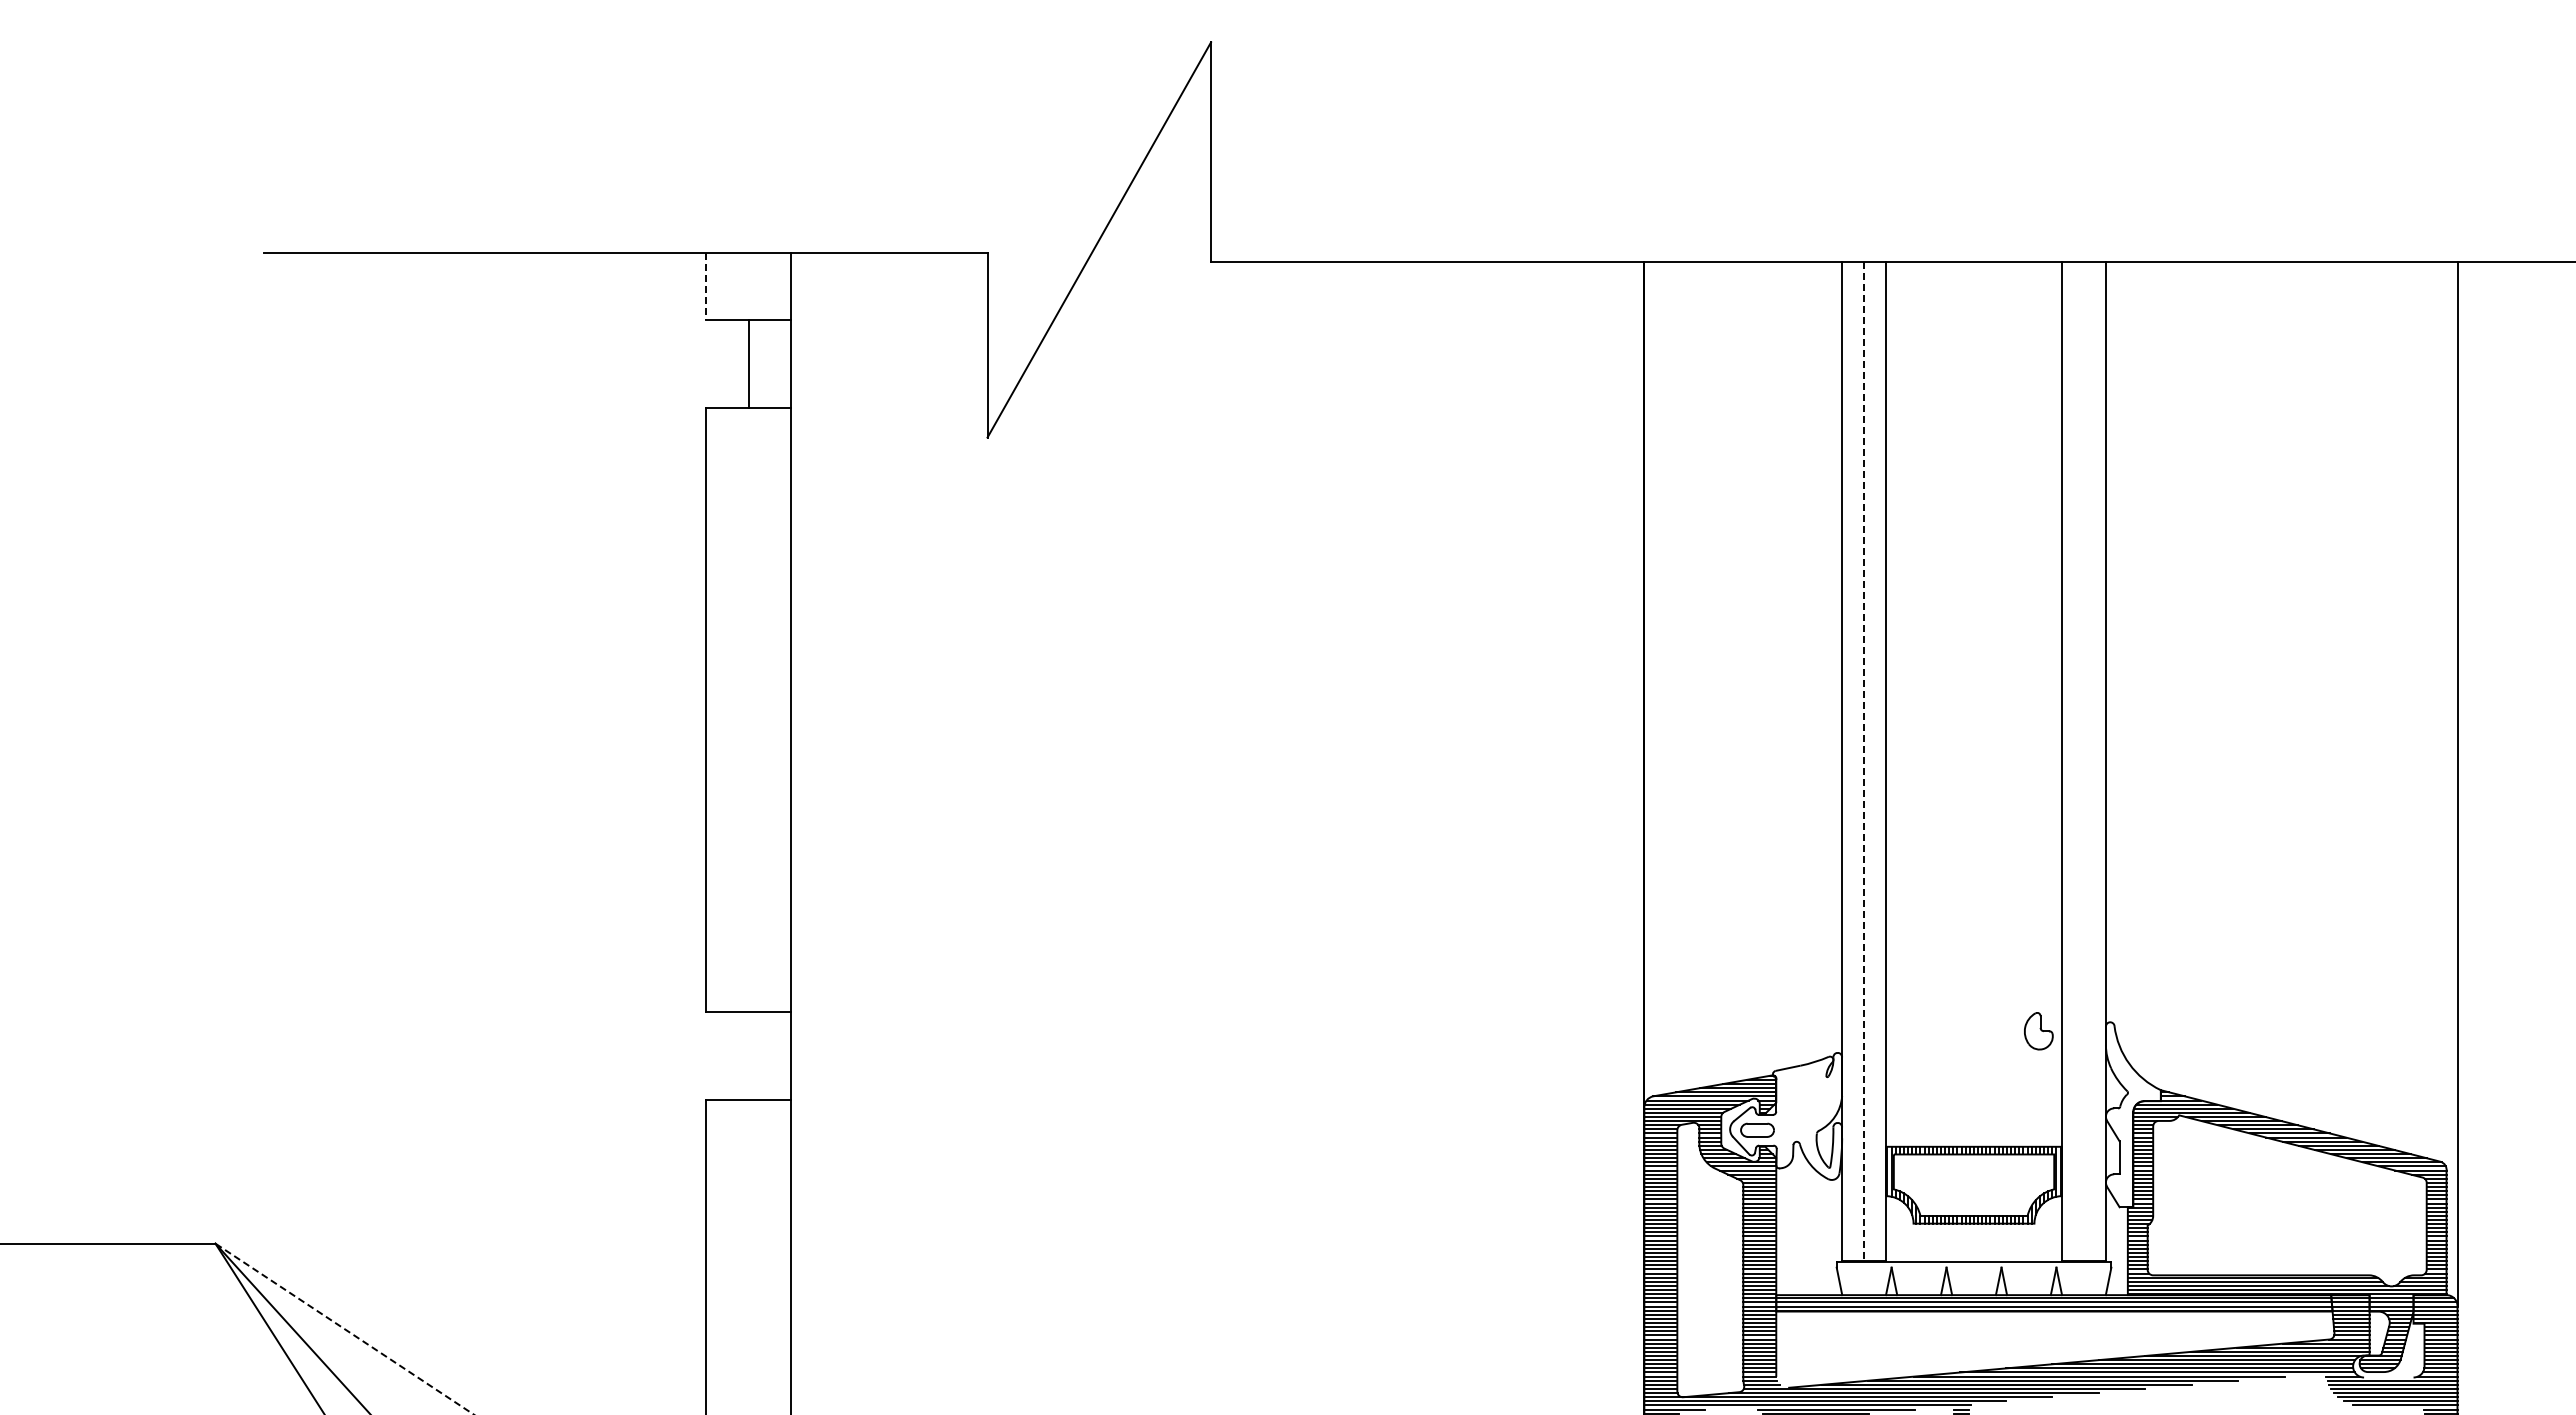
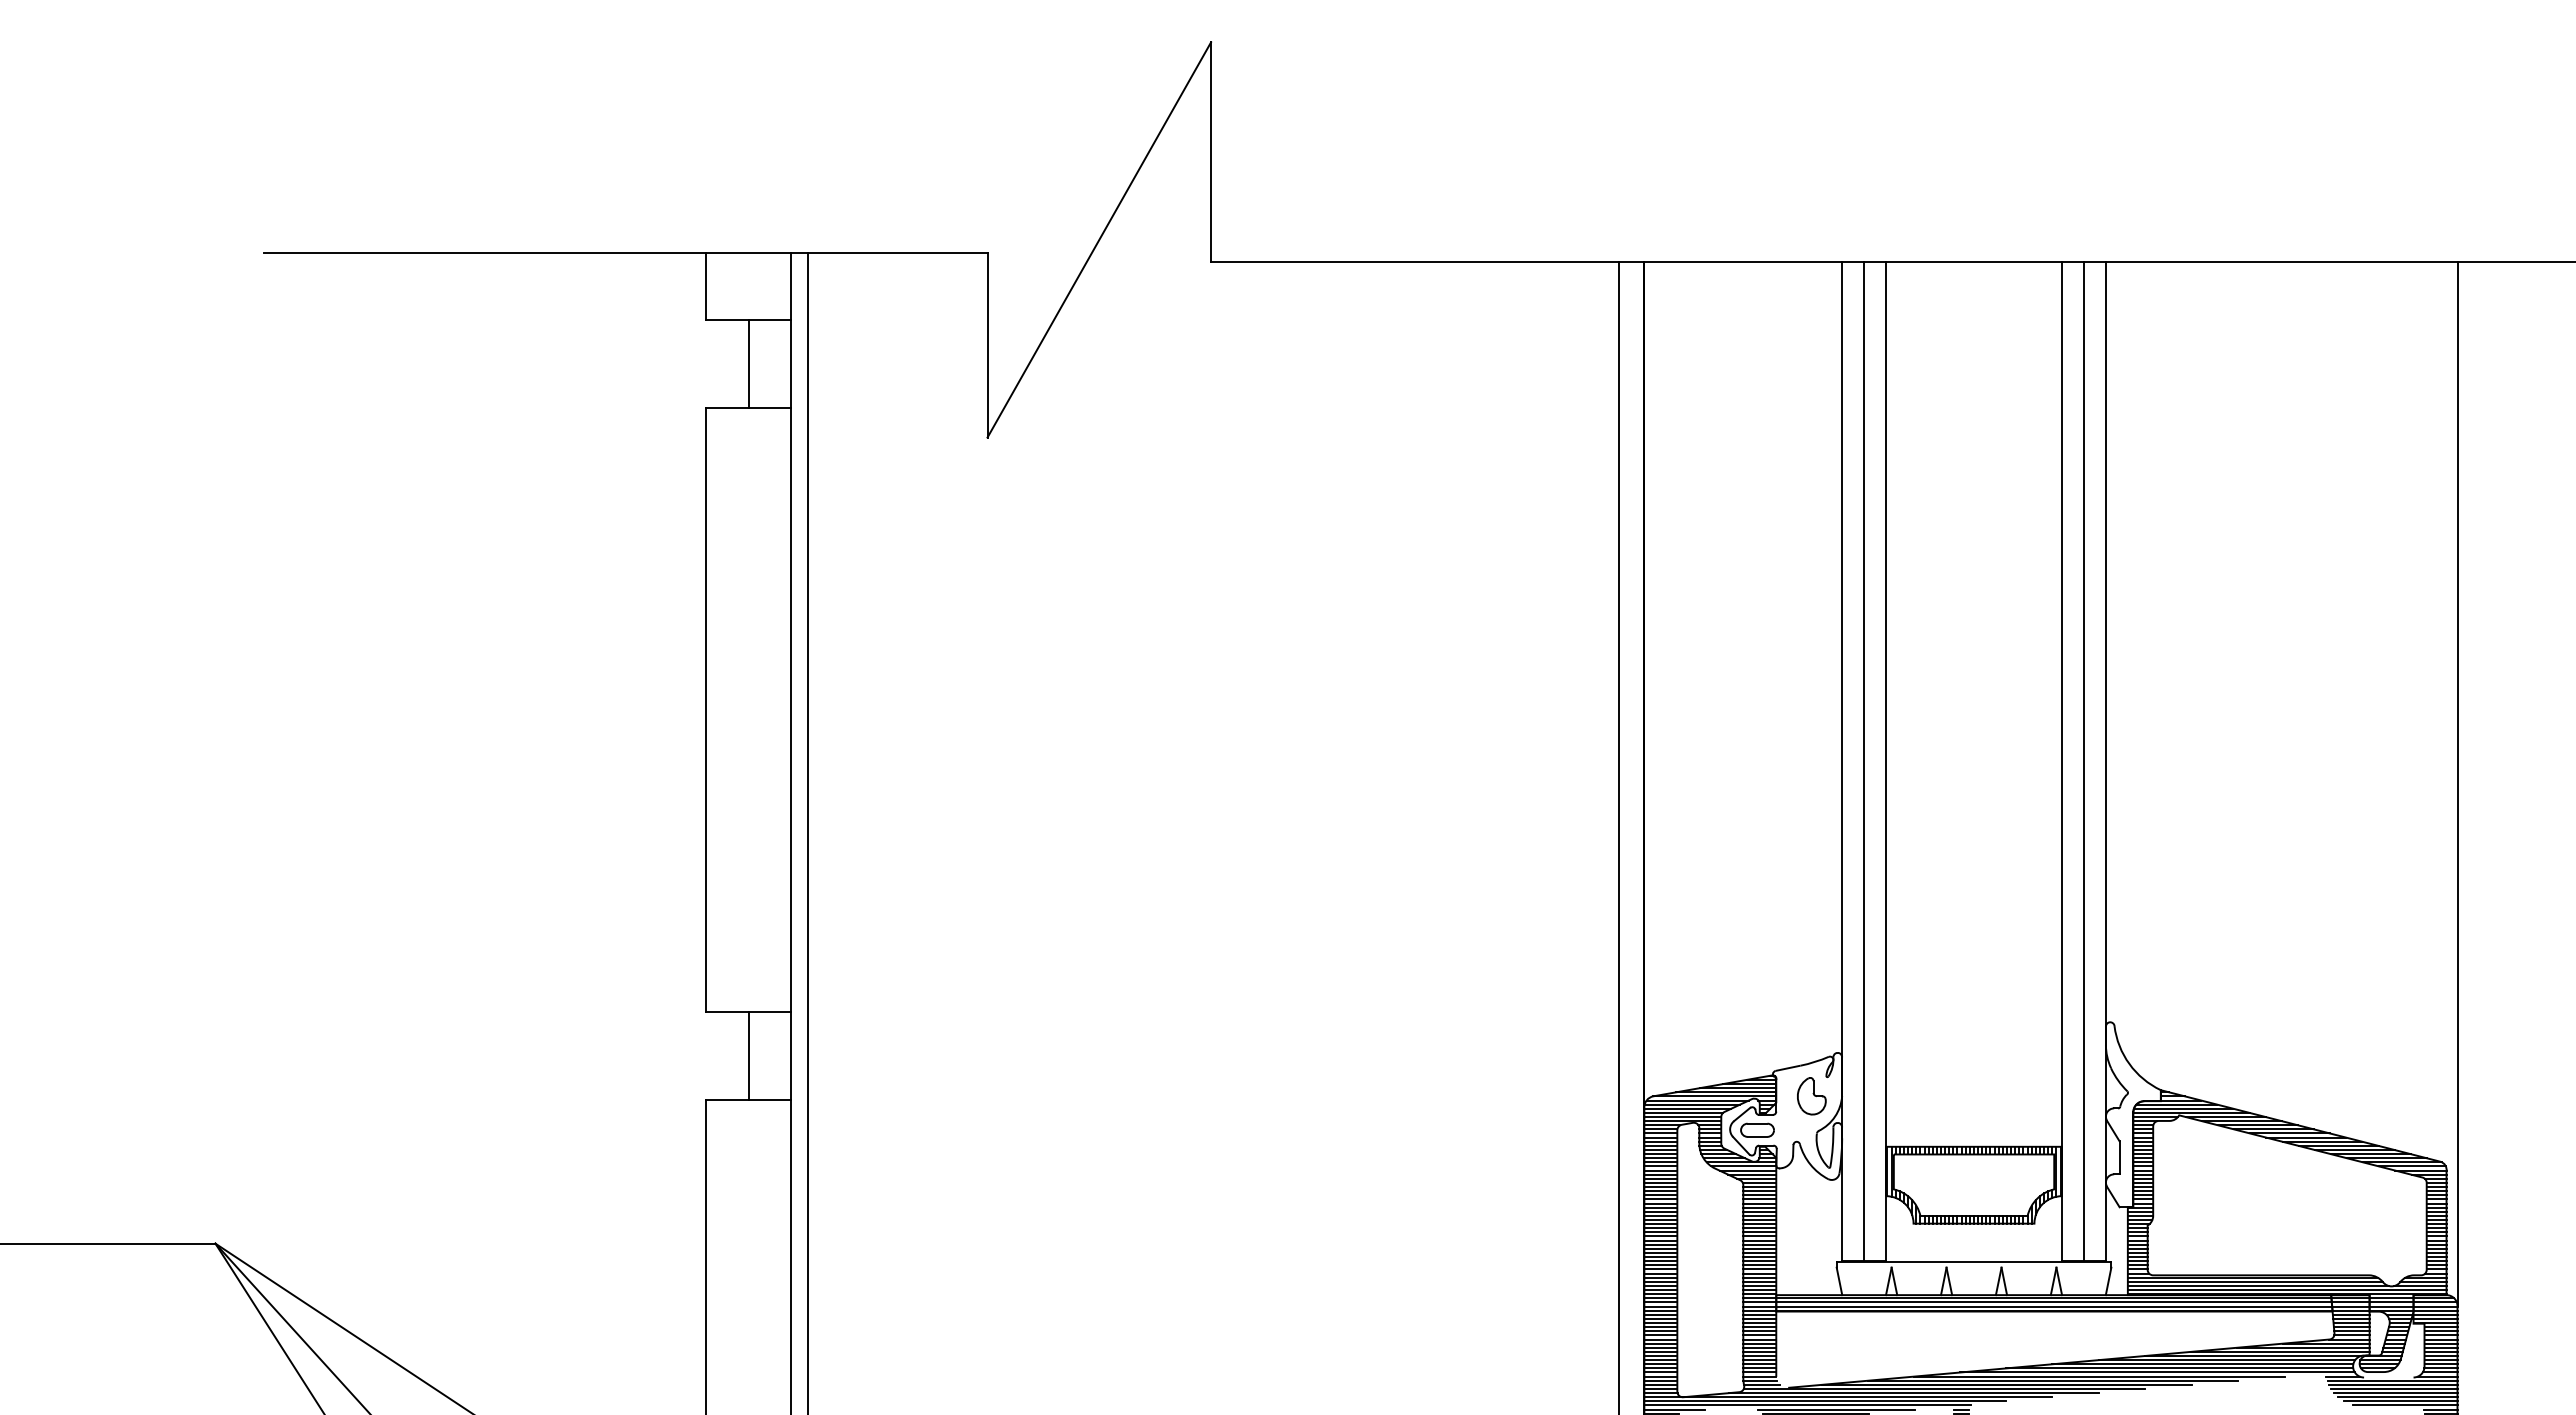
line: dashed -> solid (706, 286)
line: none -> present (2083, 760)
line: dashed -> solid (1864, 761)
line: none -> present (808, 832)
line: none -> present (1618, 836)
part position: (2038, 1031) -> (1811, 1096) (1811, 1096)
line: none -> present (748, 1055)
line: dashed -> solid (344, 1329)
